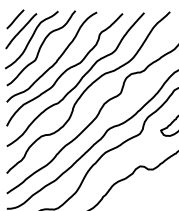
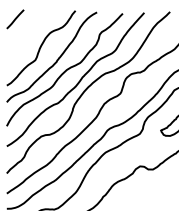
part: present -> none (31, 39)
